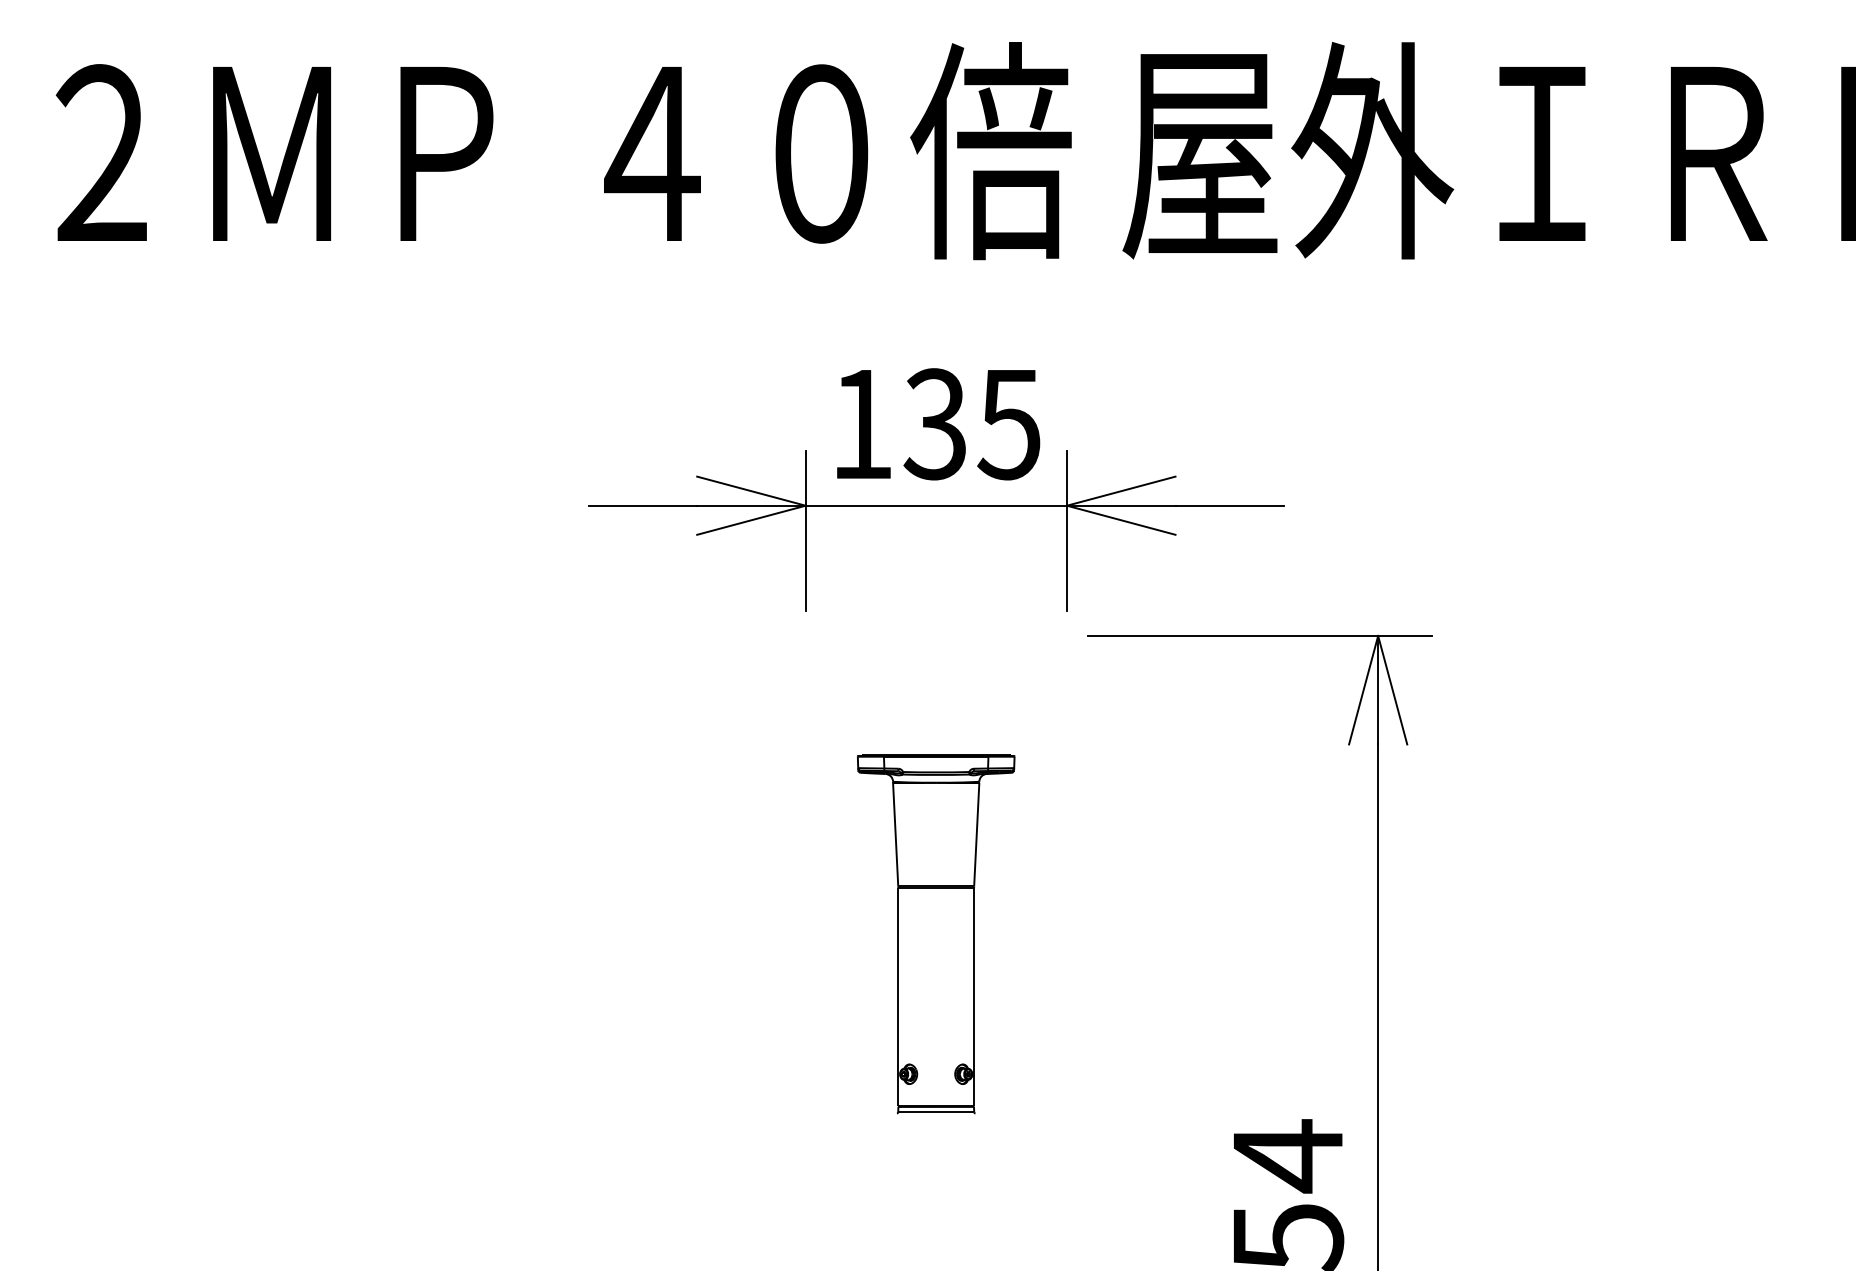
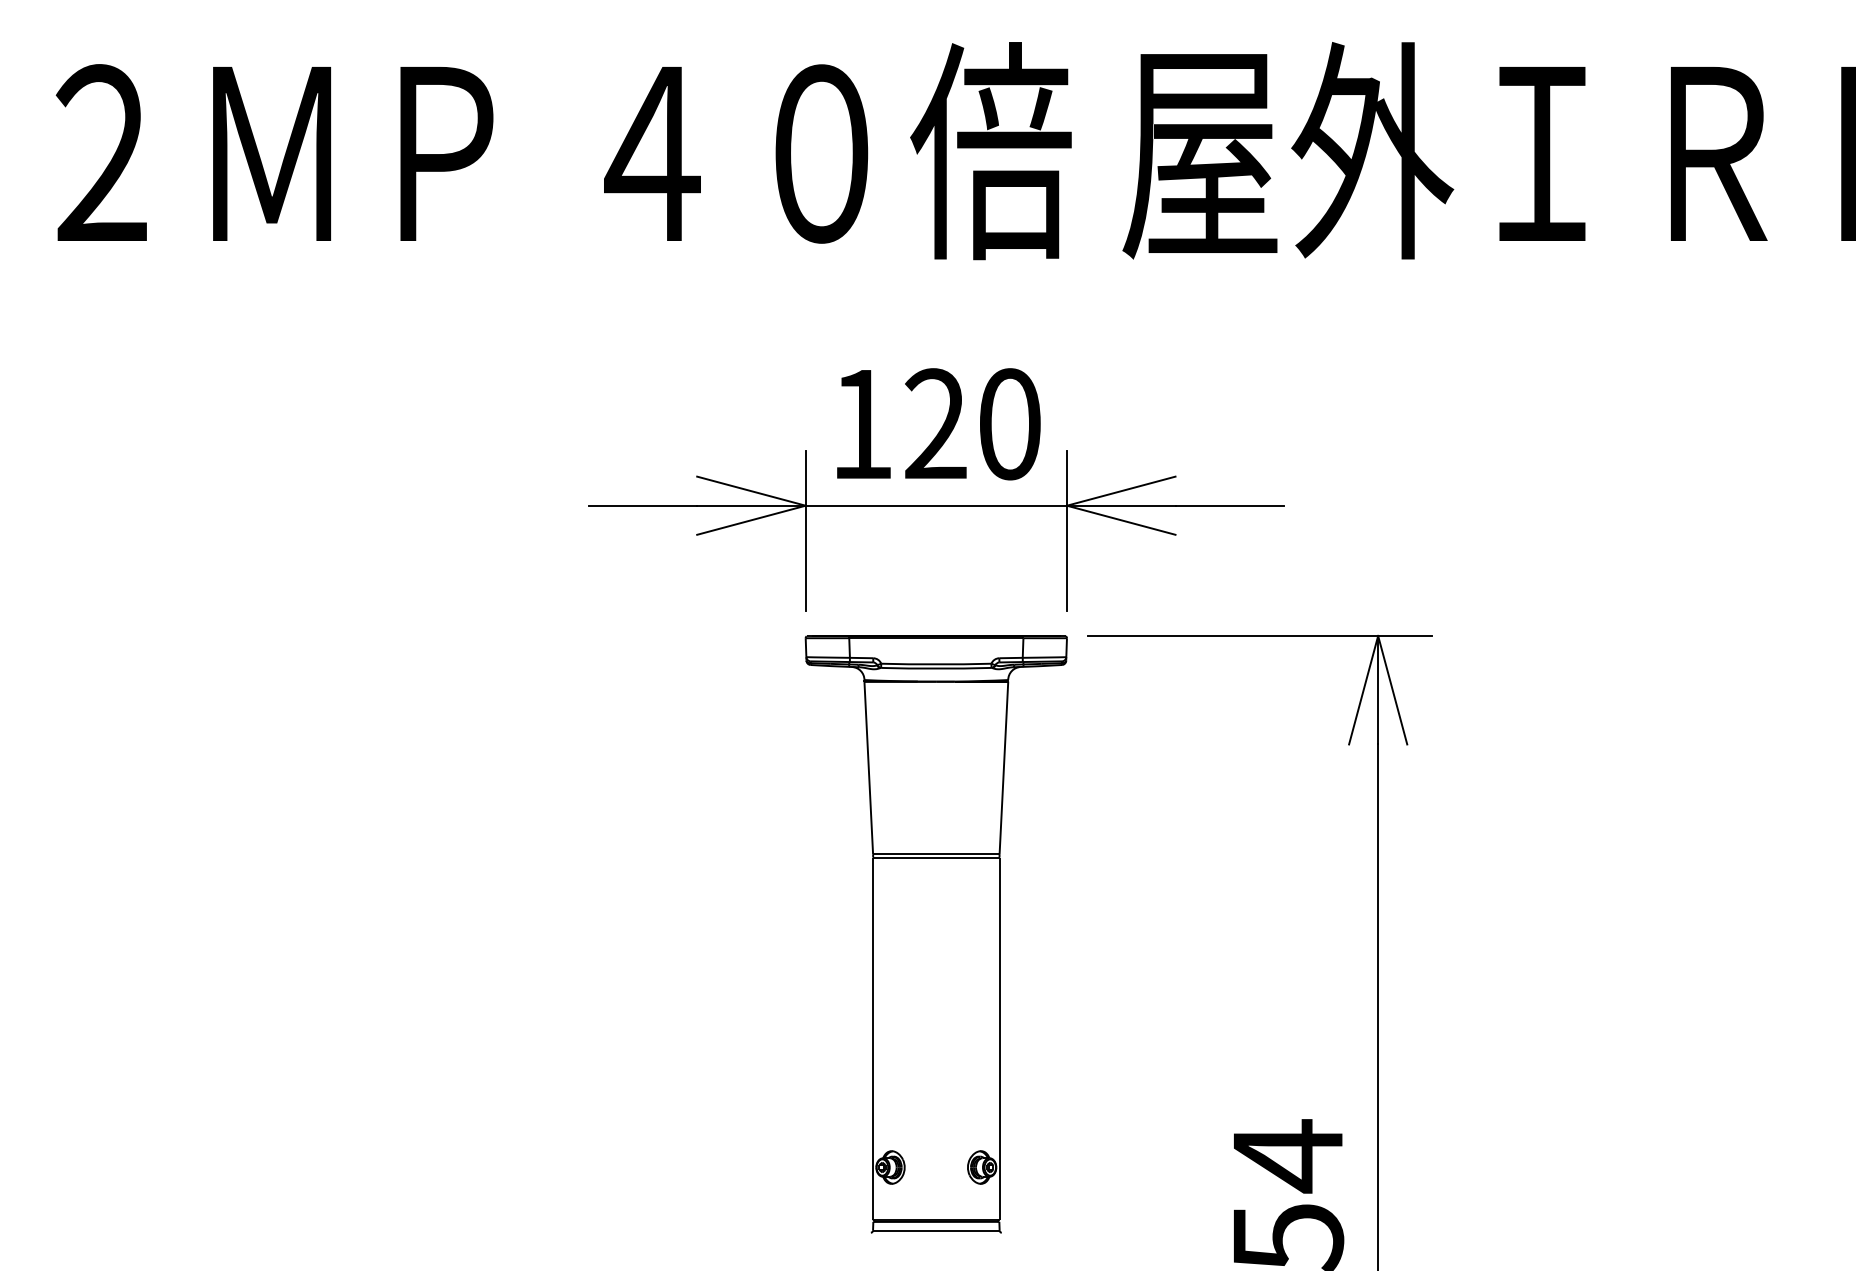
text: 135 -> 120 (971, 424)
part size: 159x361 px -> 264x599 px (935, 934)
